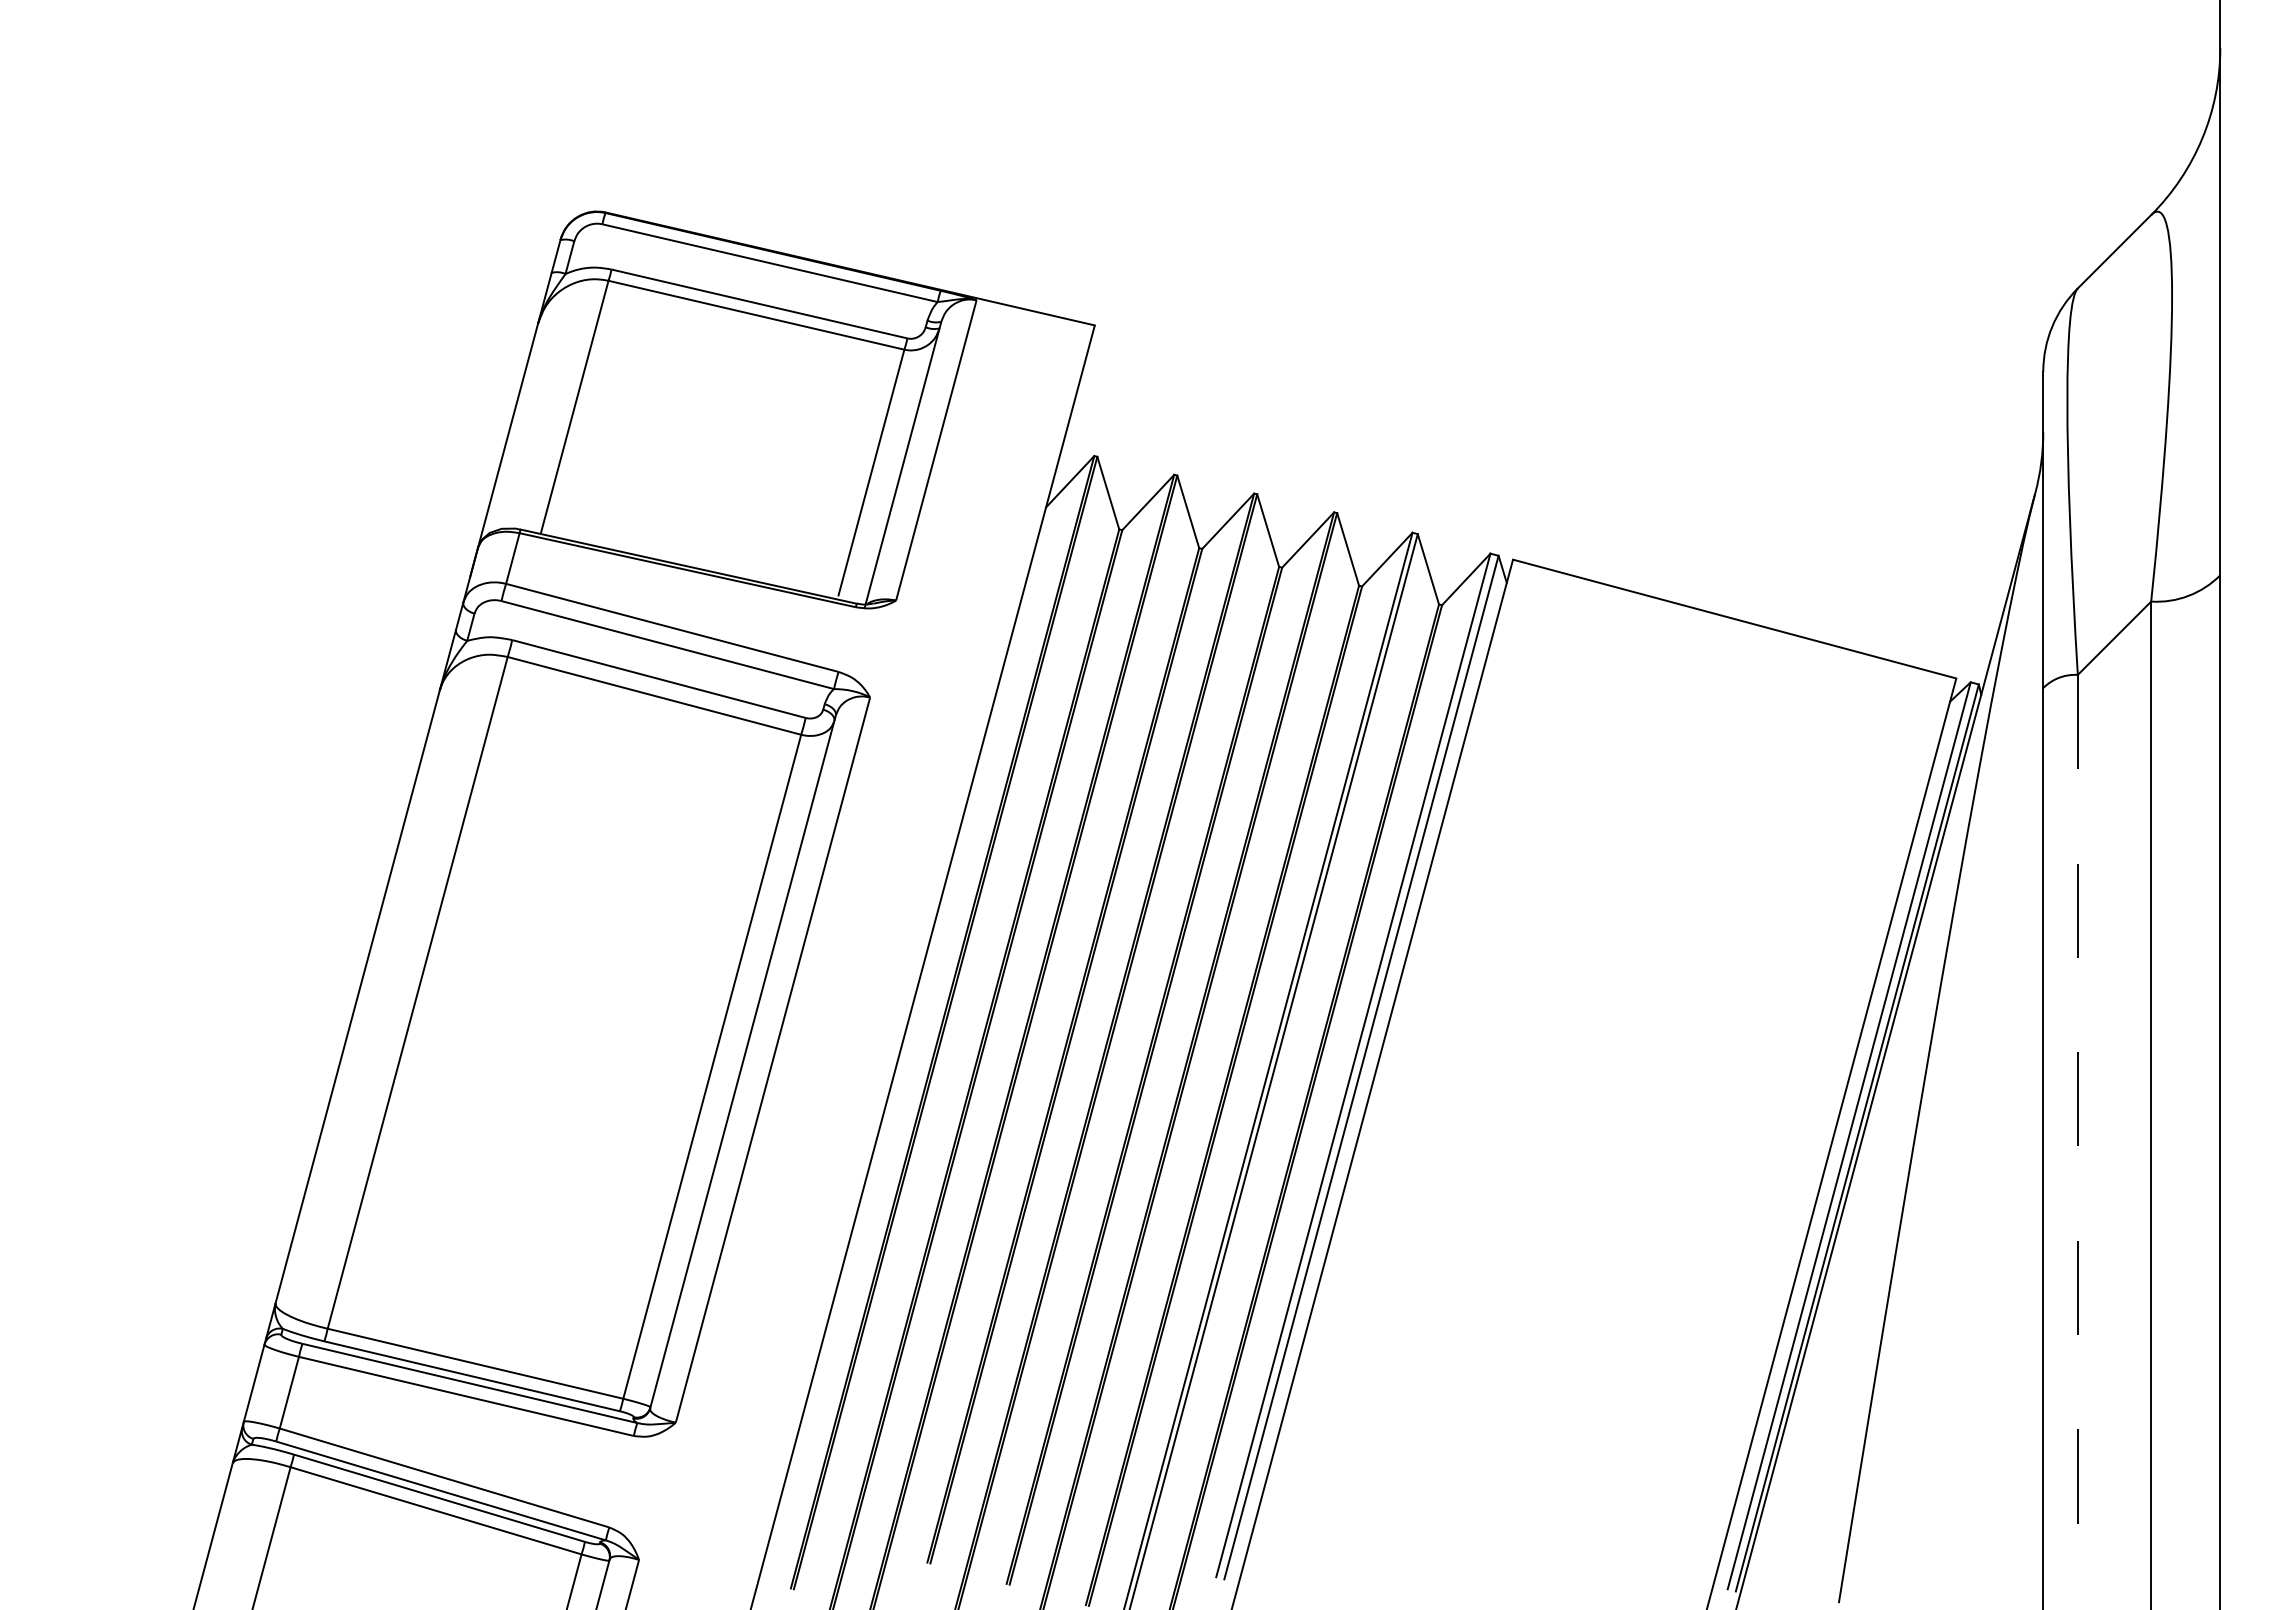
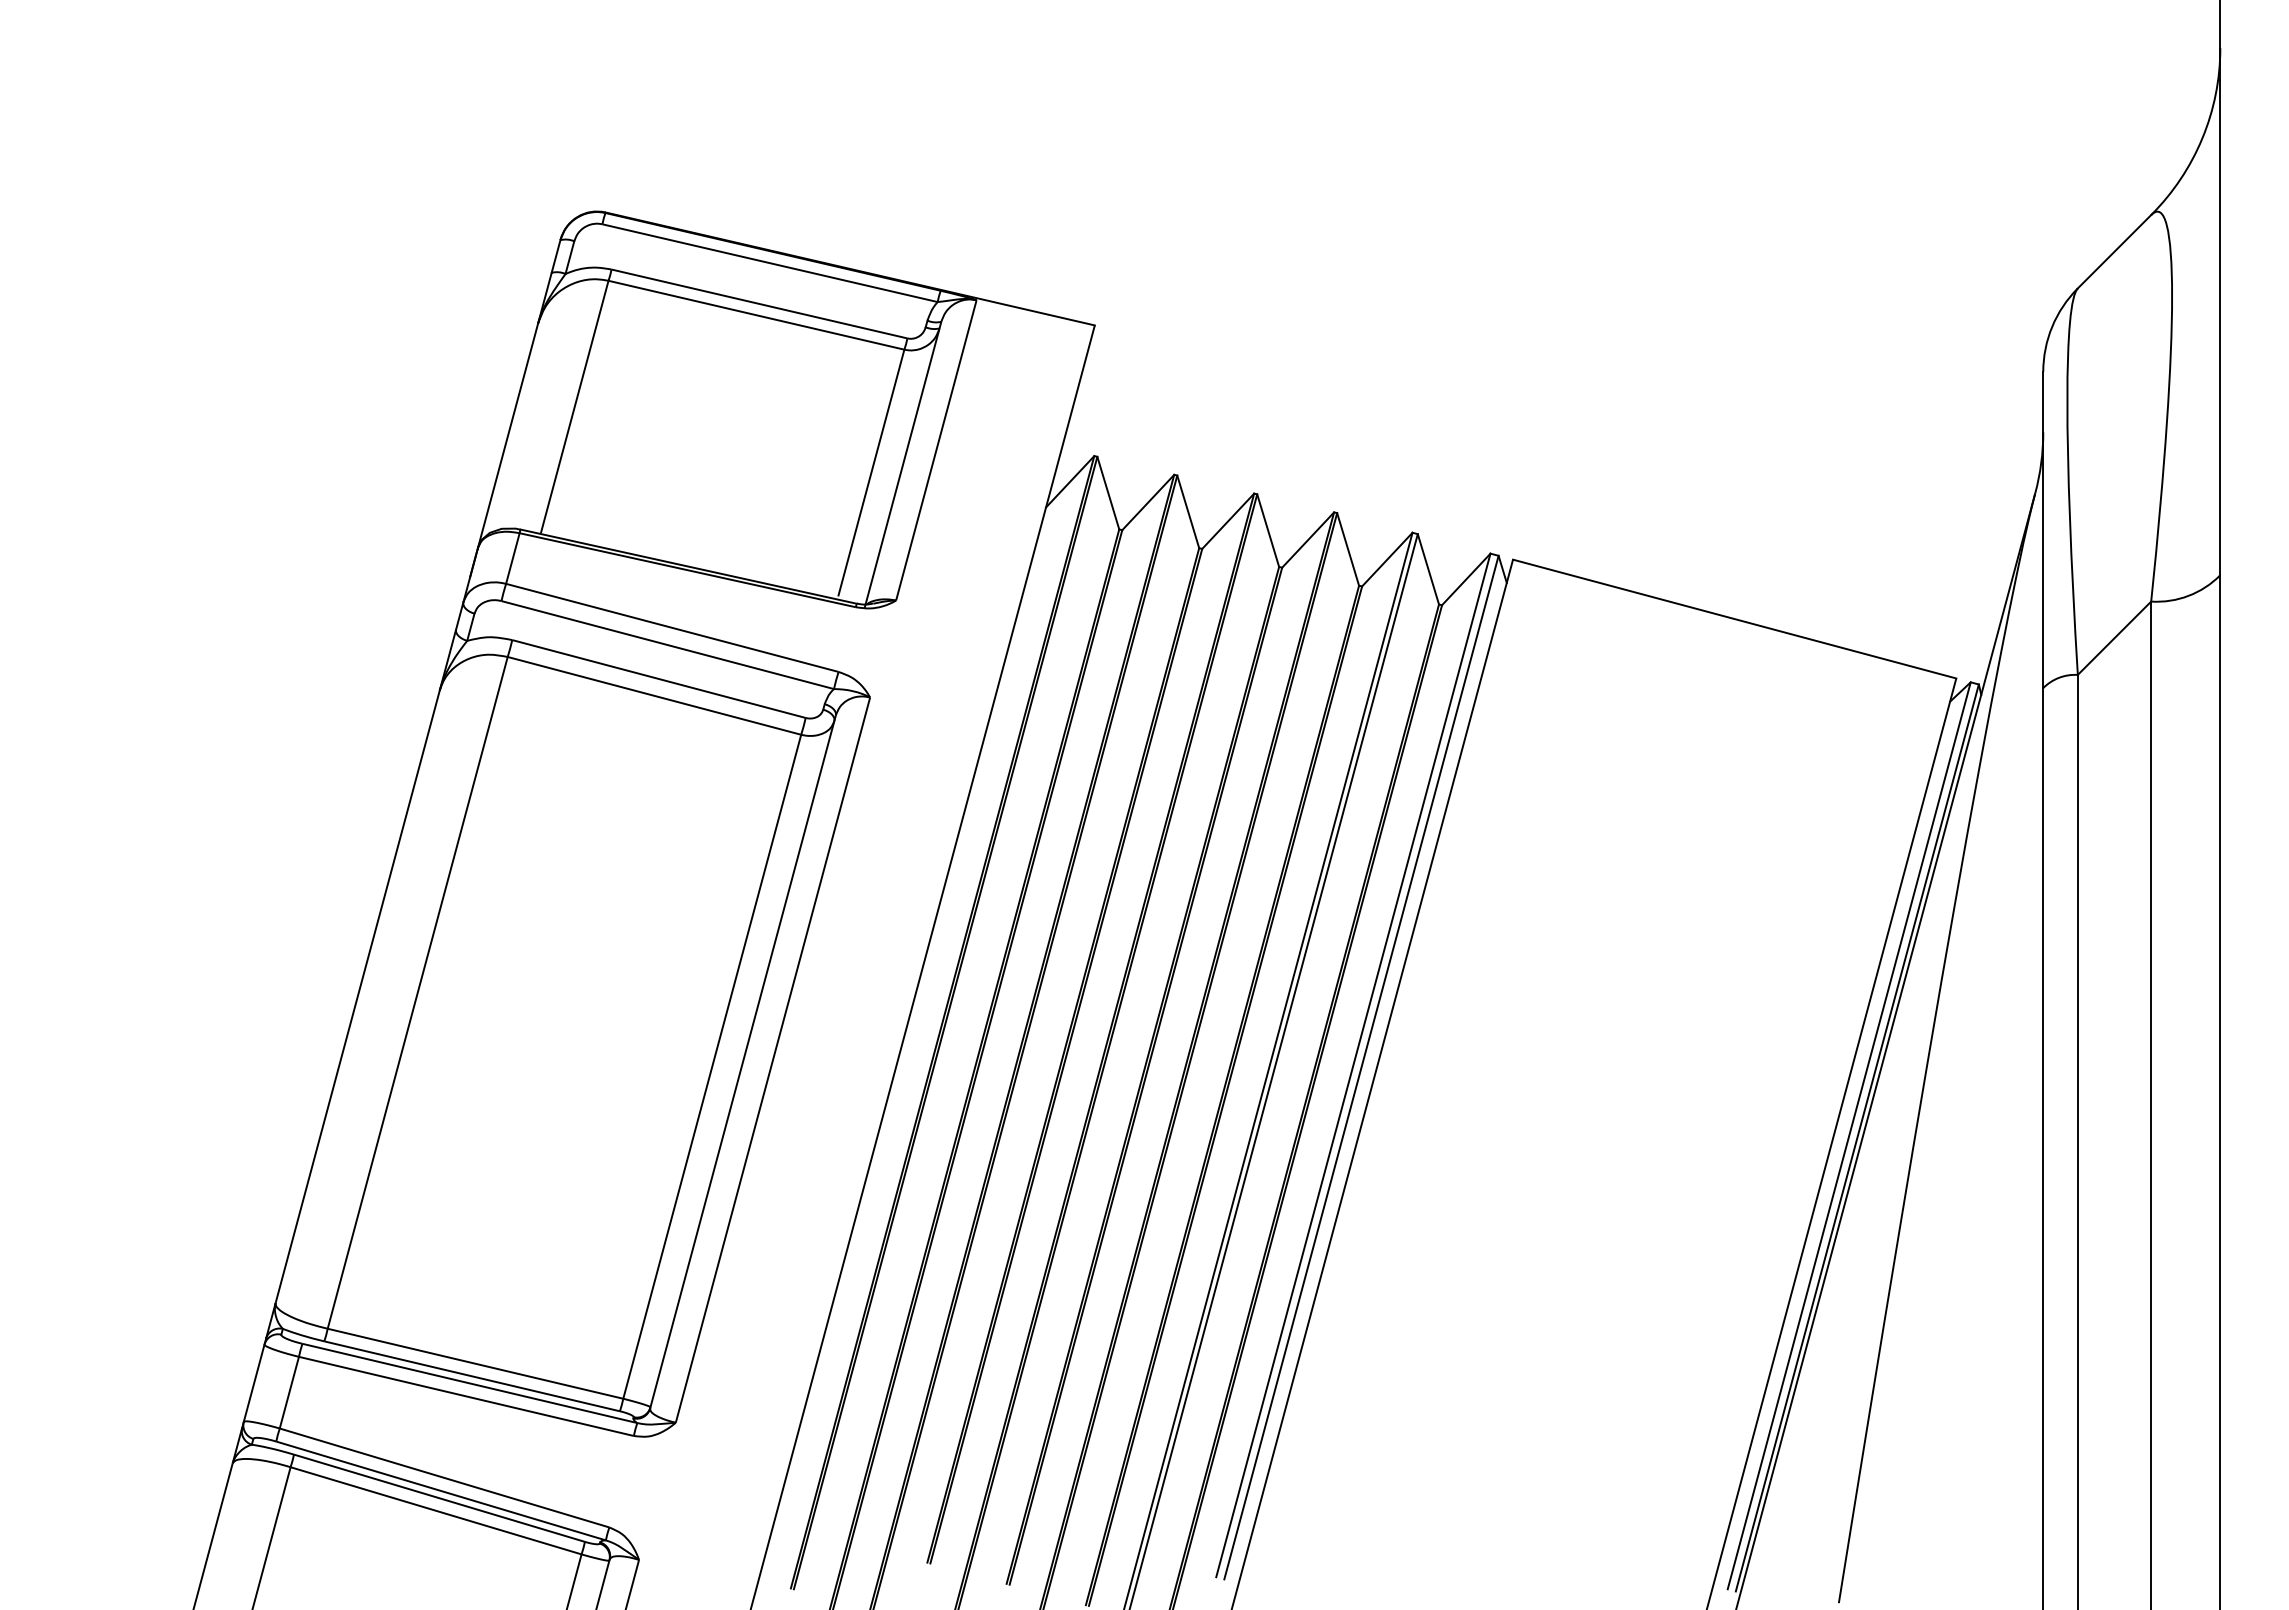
line: dashed -> solid (2077, 1142)
